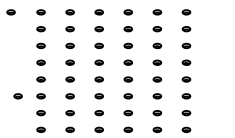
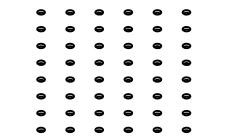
part: present -> none (10, 12)
part: present -> none (17, 96)
